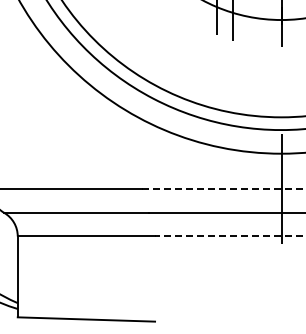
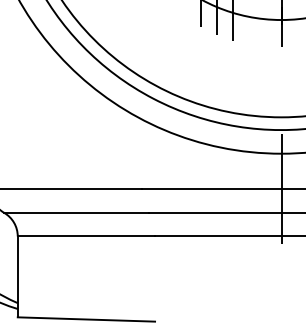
line: none -> present (201, 14)
line: dashed -> solid (223, 189)
line: dashed -> solid (229, 236)
